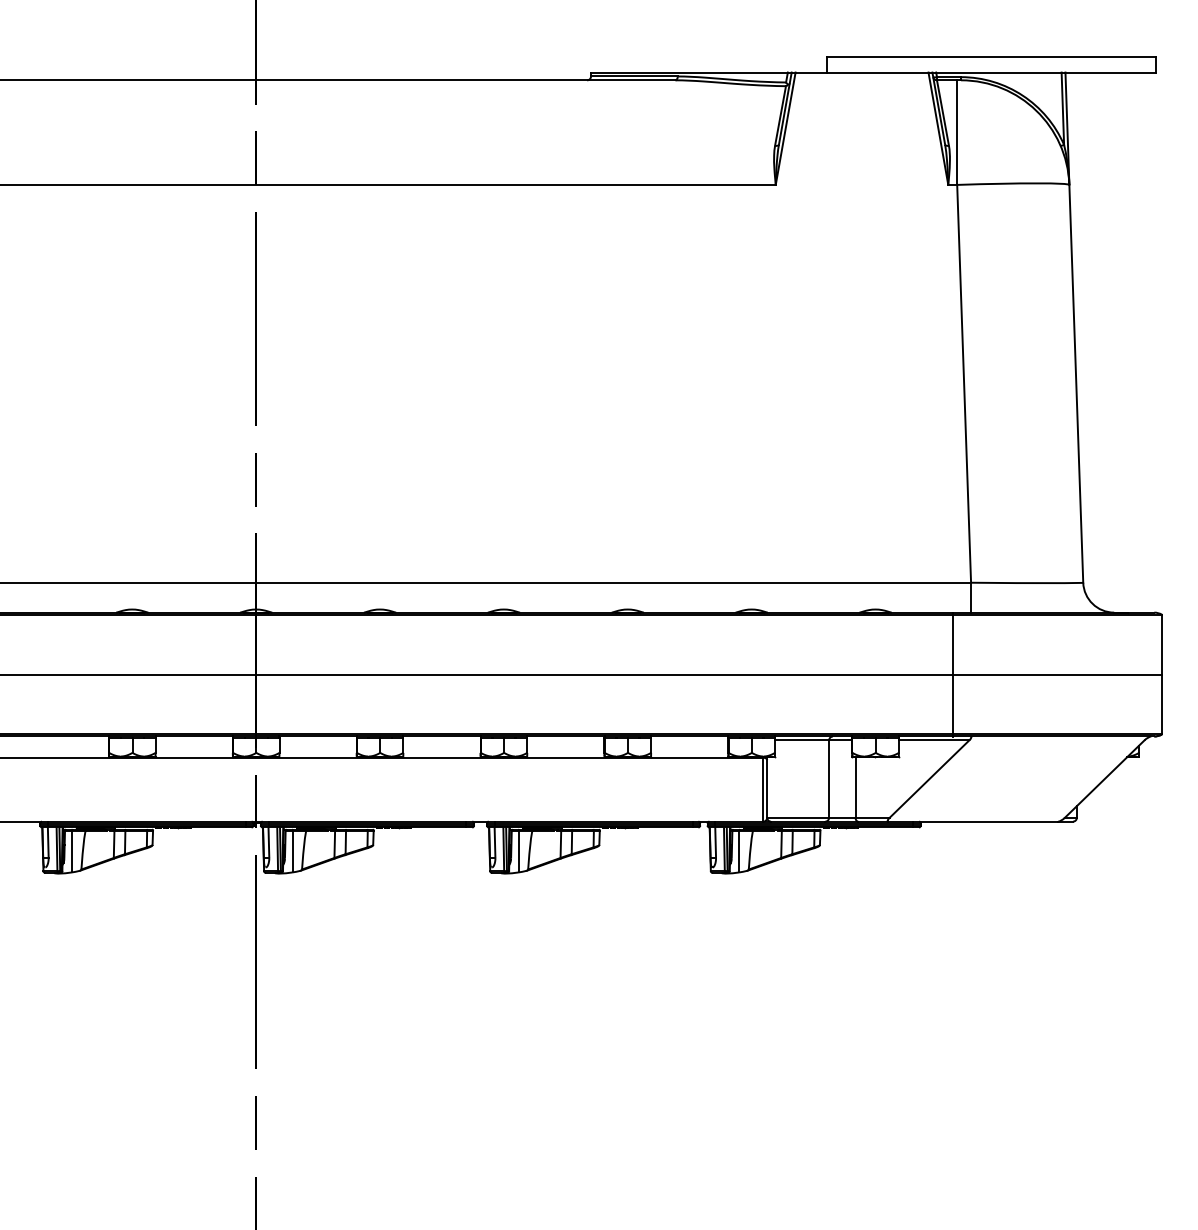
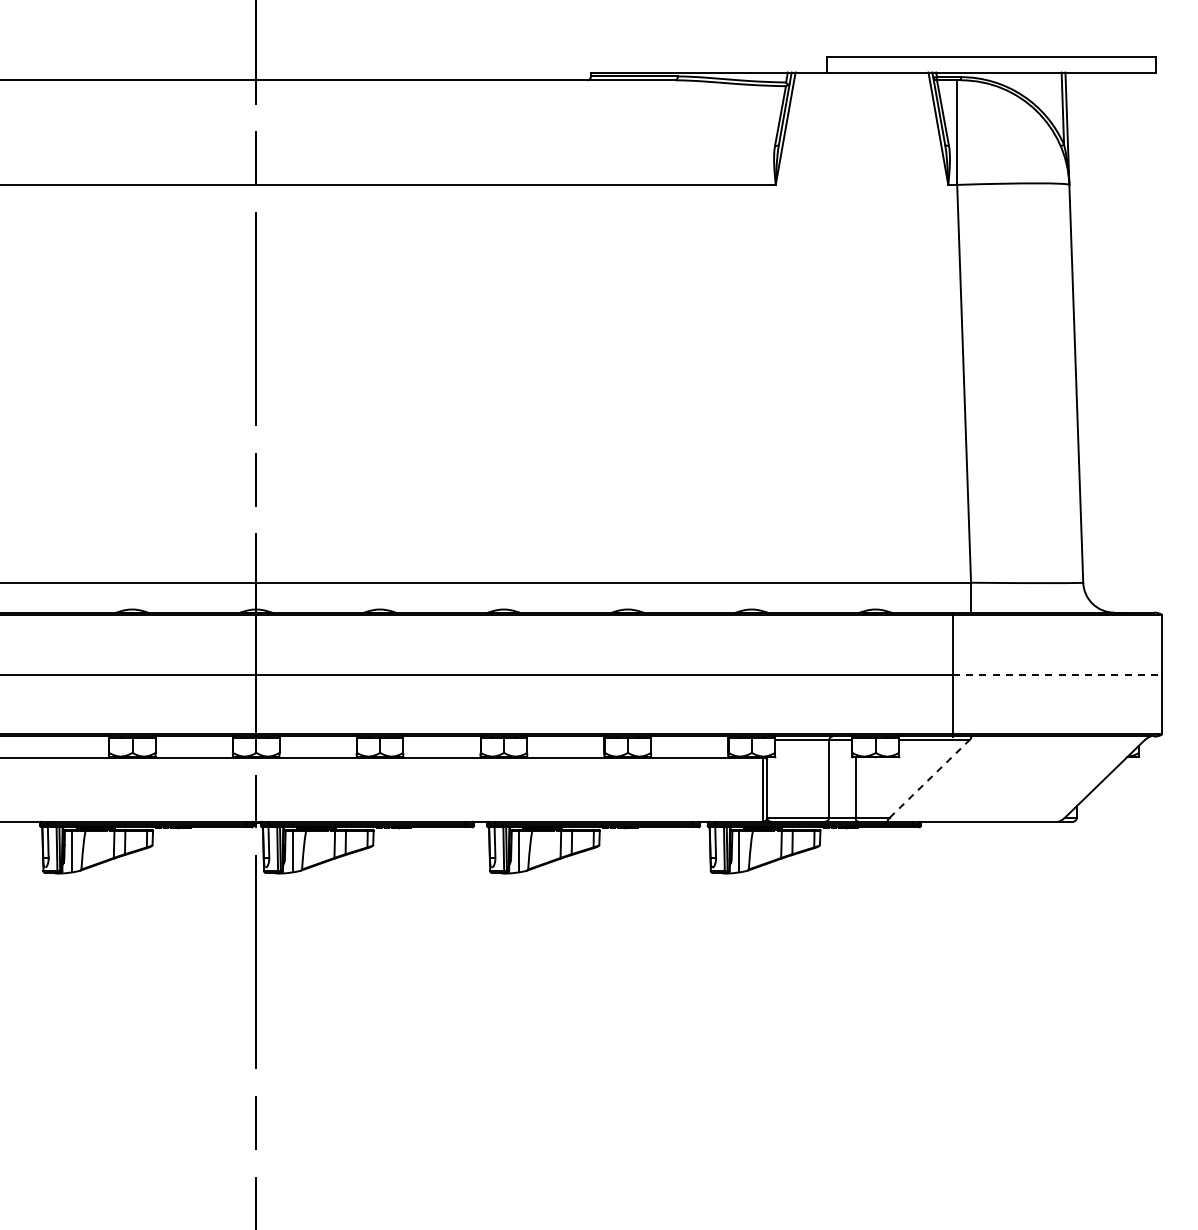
line: solid -> dashed (1057, 674)
line: solid -> dashed (929, 779)
